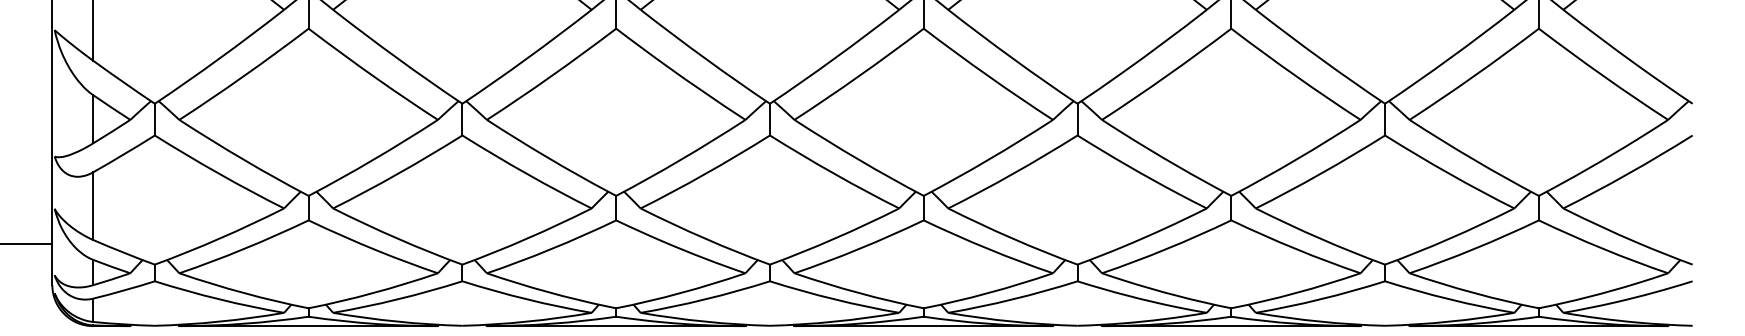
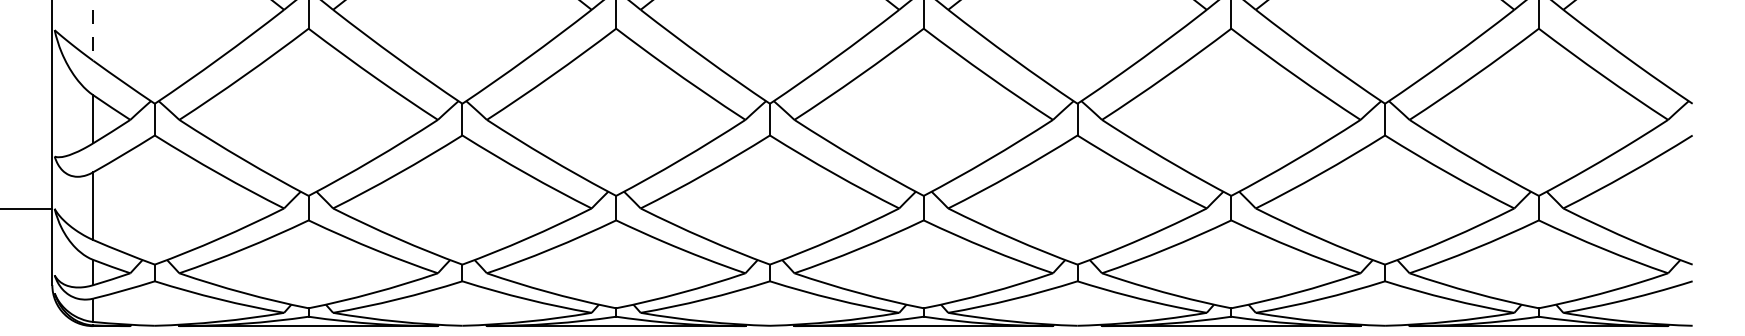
line: solid -> dashed (93, 30)
line position: (27, 244) -> (27, 209) (27, 209)
